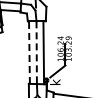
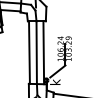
line: dashed -> solid (29, 52)
line: dashed -> solid (36, 53)
